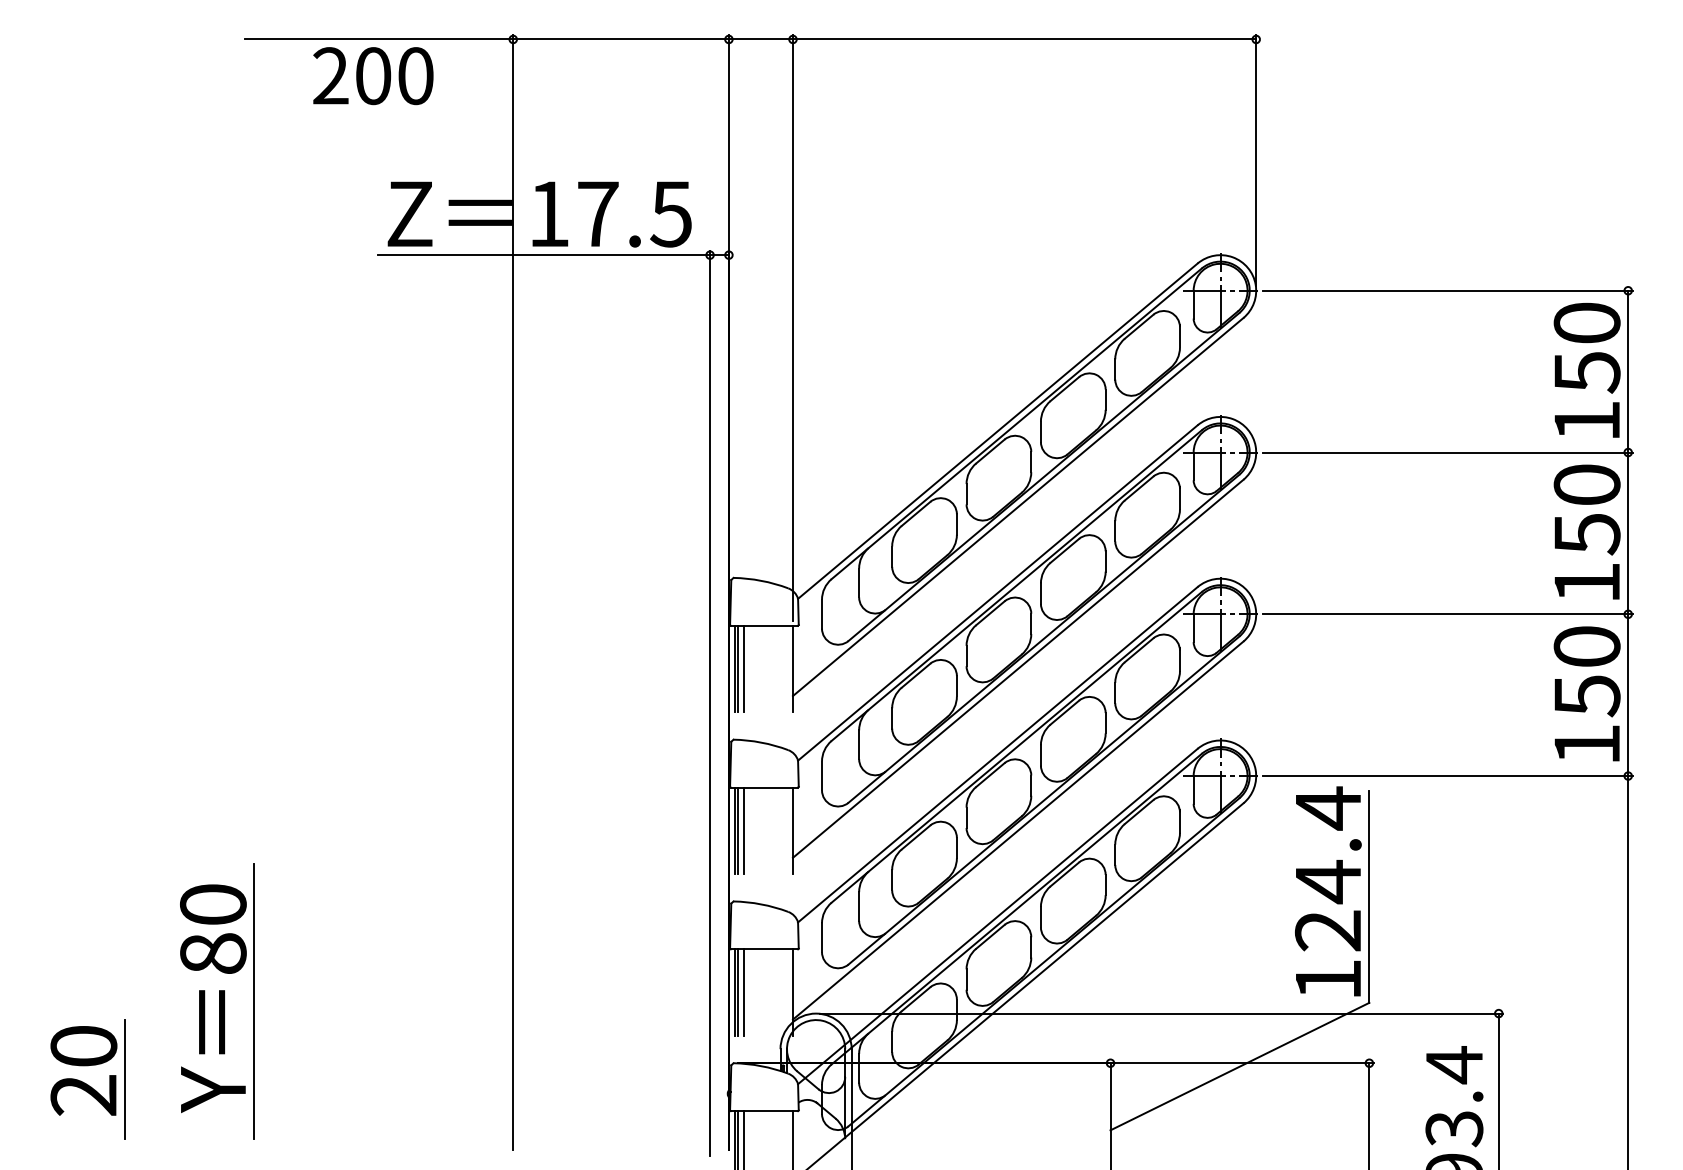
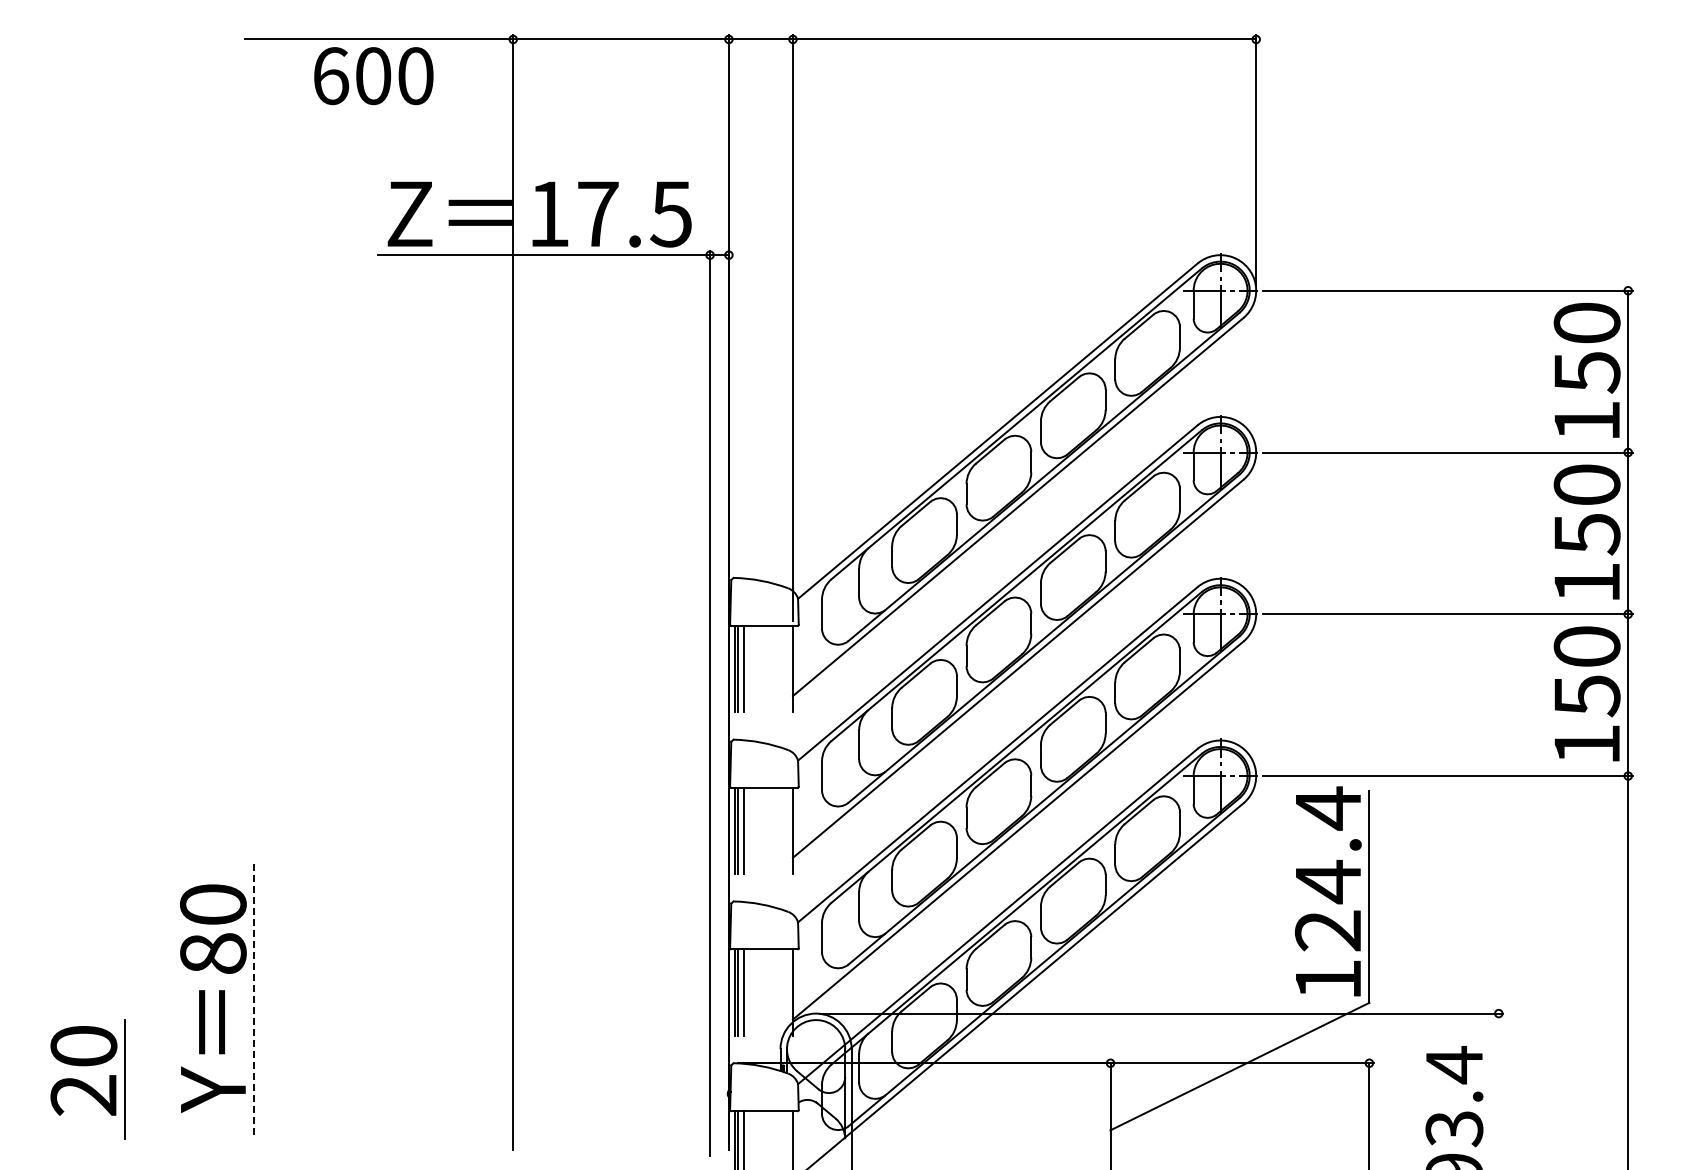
text: 200 -> 600 (331, 76)
line: solid -> dashed (254, 1001)
line: present -> none (1498, 1089)
